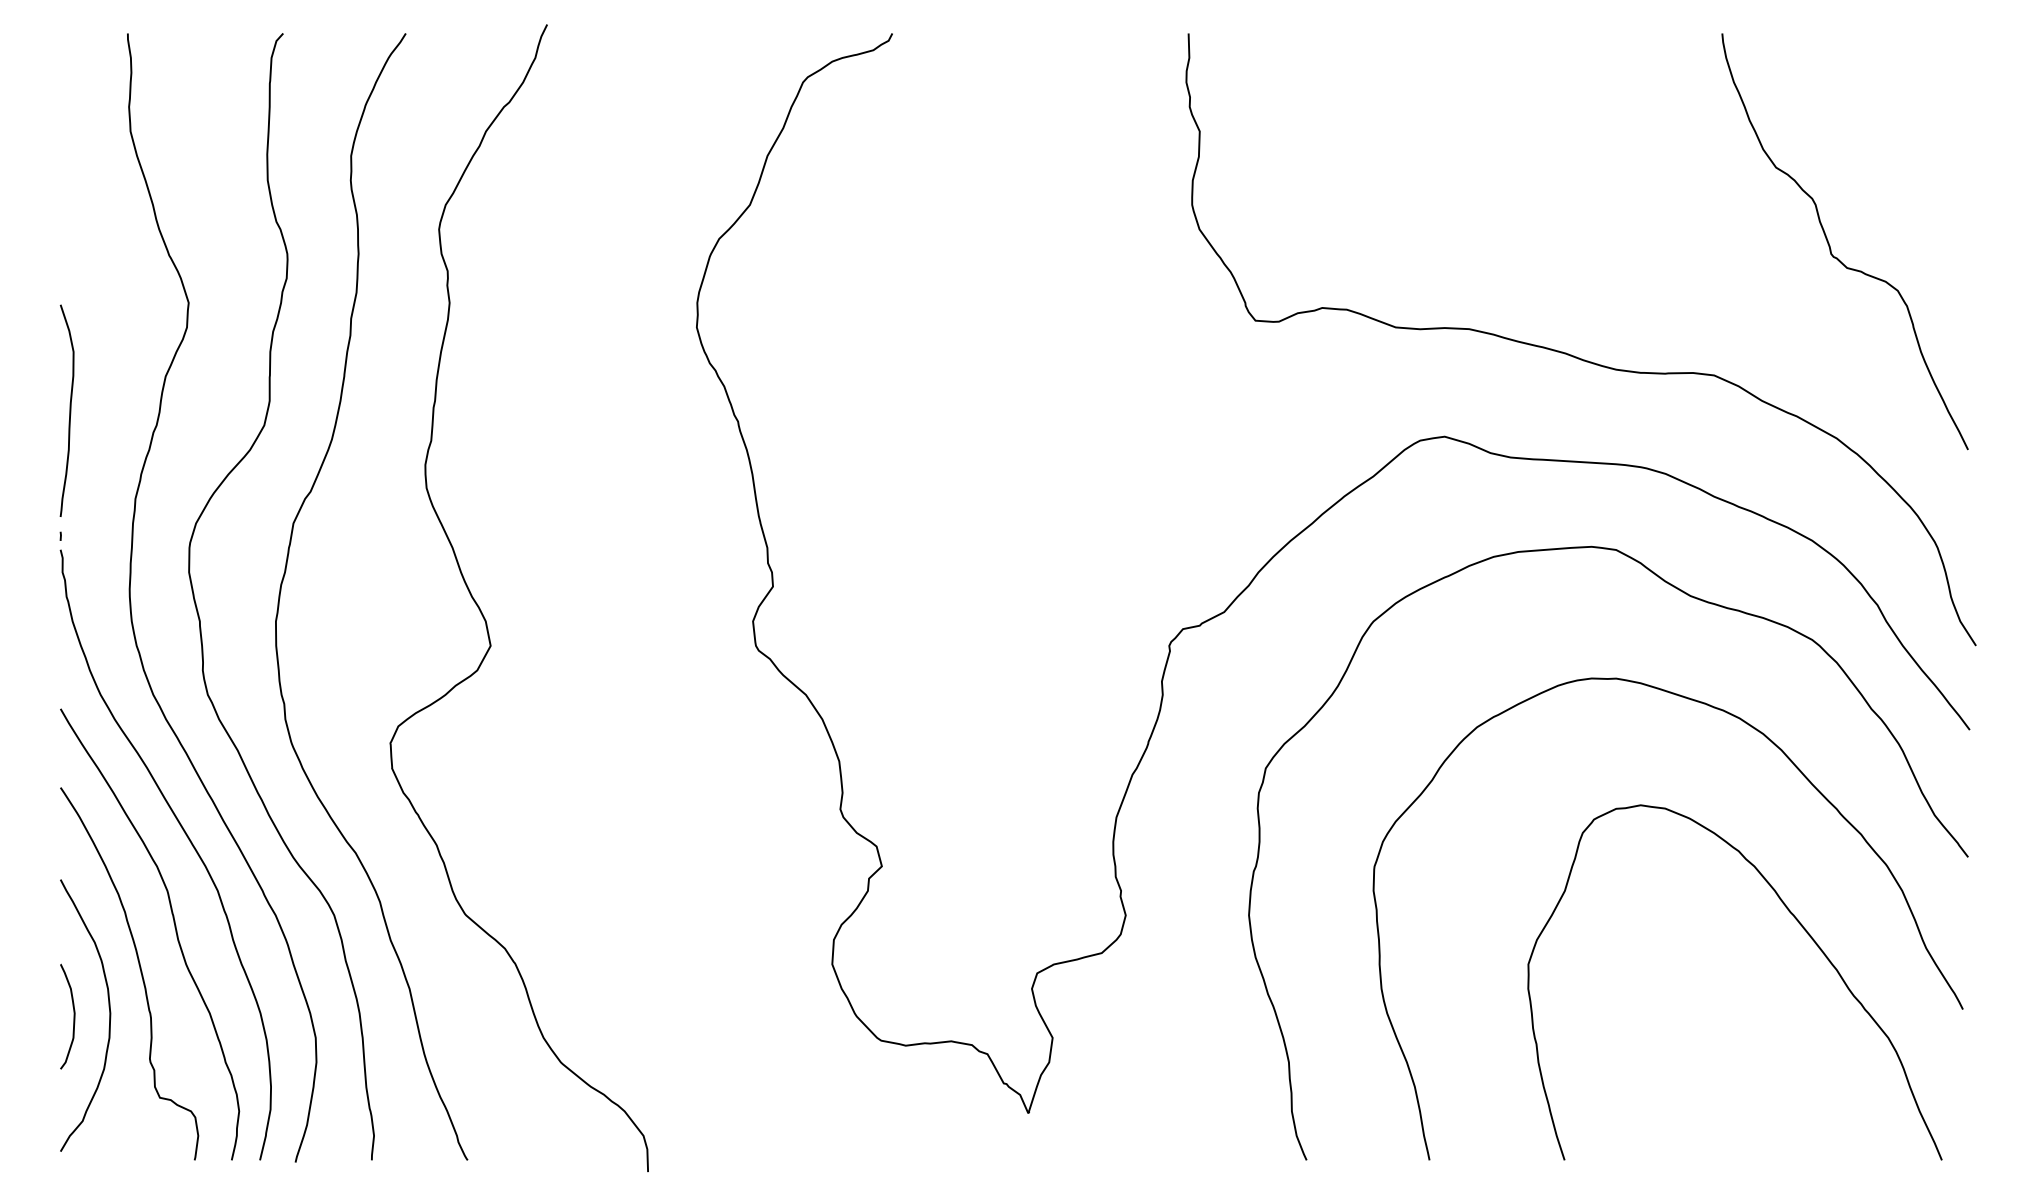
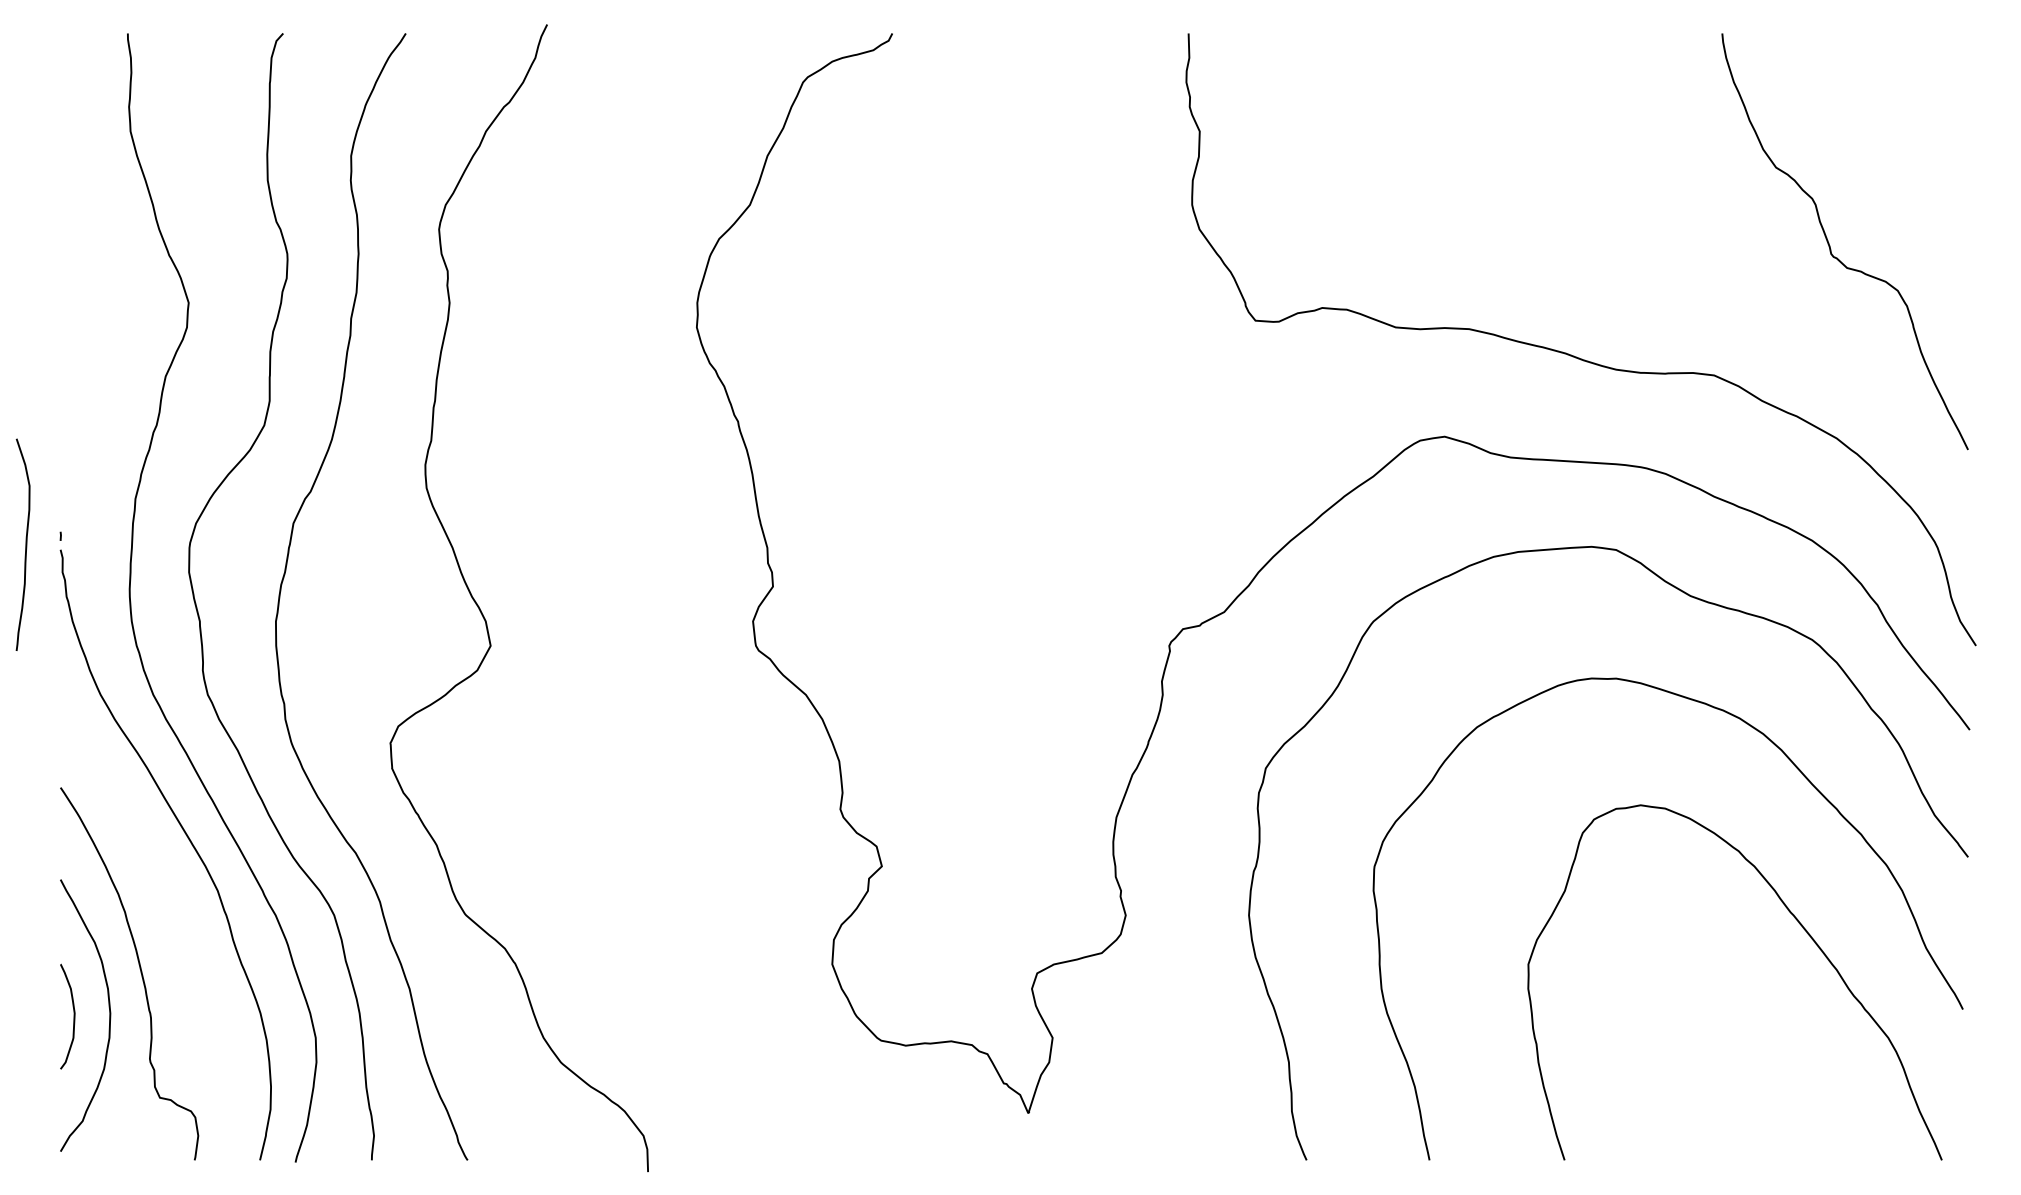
curve position: (69, 410) -> (25, 544) (25, 544)
curve: present -> none (174, 927)
